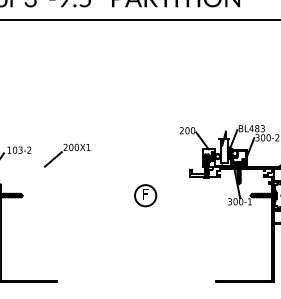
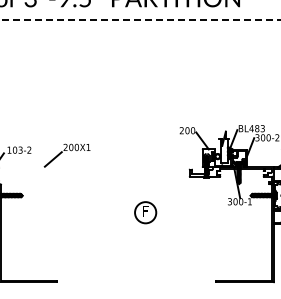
line: solid -> dashed (140, 20)
part position: (145, 195) -> (145, 212) (145, 212)
